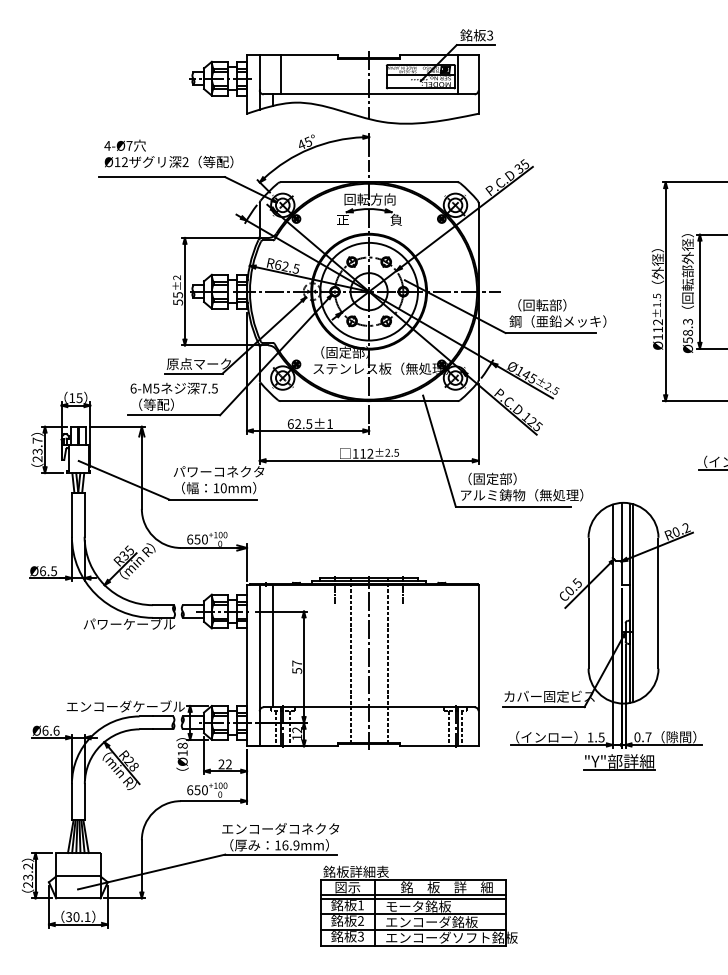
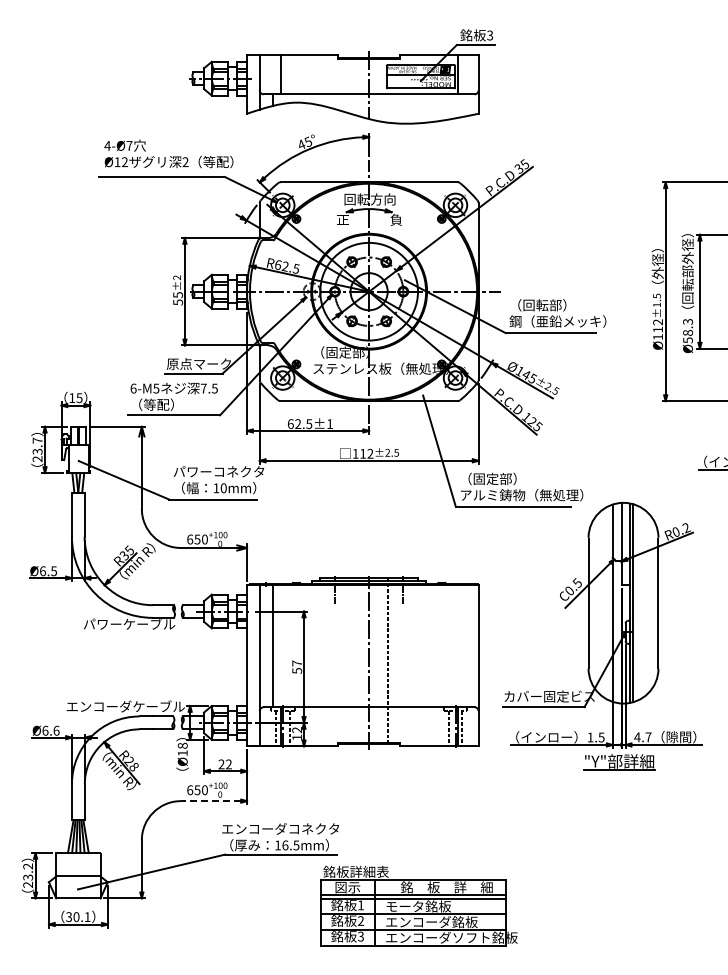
line: present -> none (350, 660)
text: 0.7 -> 4.7 (637, 737)
line: solid -> dashed (210, 801)
text: 16.9mm -> 16.5mm (296, 845)
